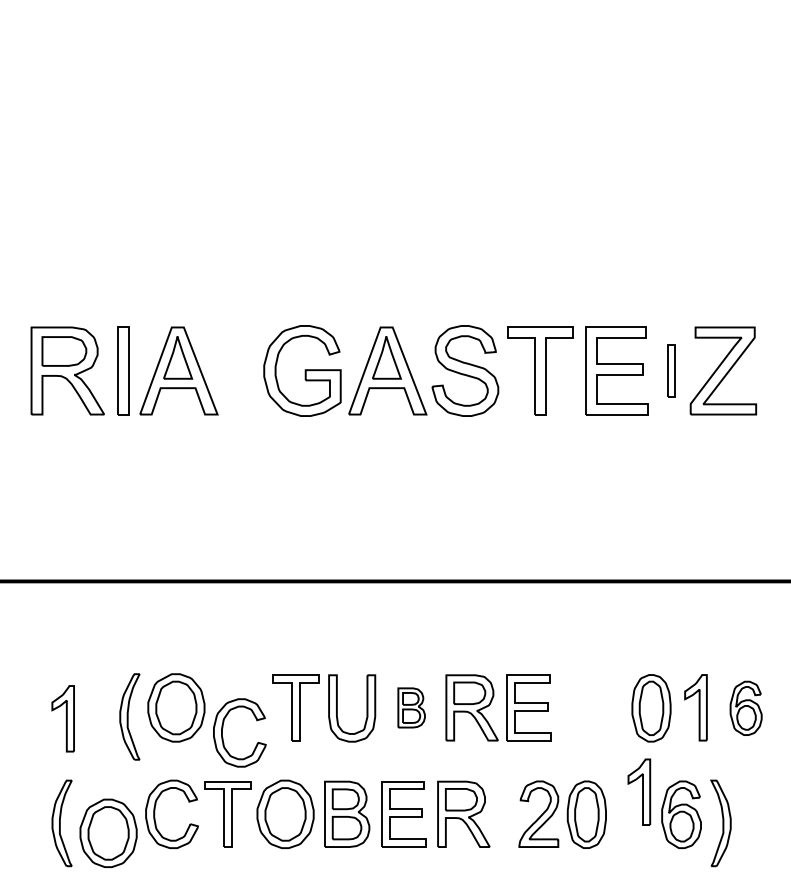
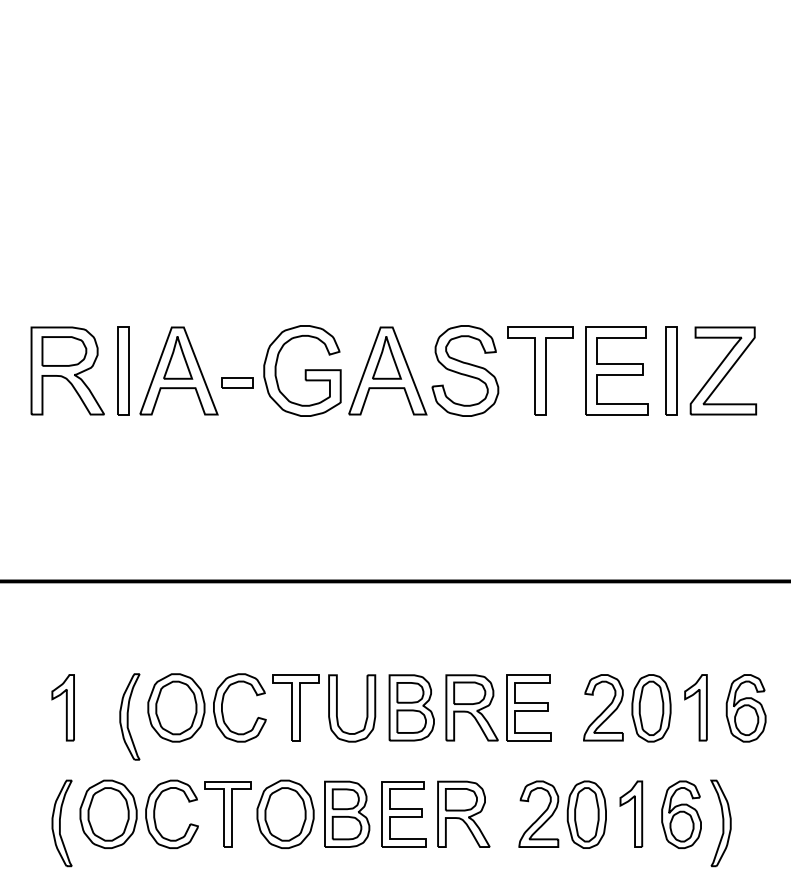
part size: 9x54 px -> 13x90 px (671, 370)
part: none -> present (237, 382)
part size: 29x42 px -> 47x68 px (411, 707)
part: none -> present (603, 707)
part size: 34x56 px -> 42x69 px (745, 708)
part position: (62, 718) -> (62, 707) (62, 707)
part position: (223, 727) -> (223, 702) (223, 702)
part position: (639, 791) -> (631, 813) (631, 813)
part position: (108, 832) -> (108, 813) (108, 813)
